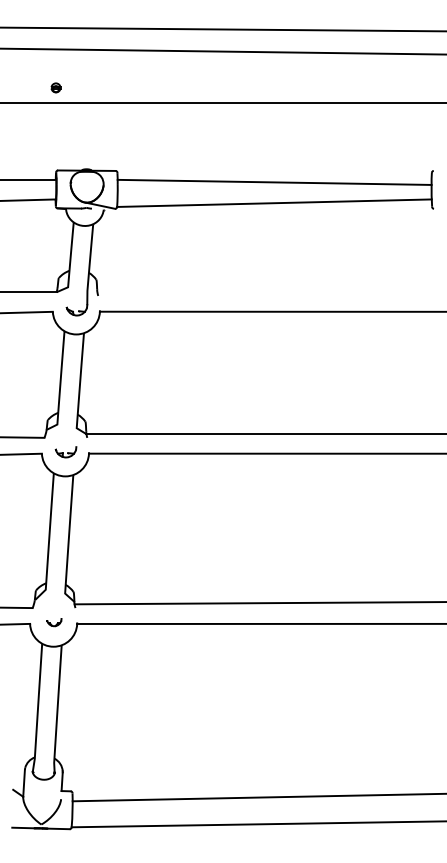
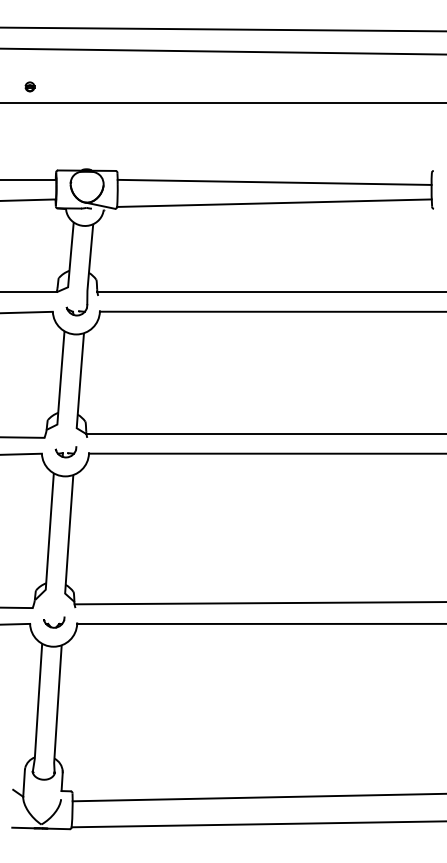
part position: (55, 87) -> (29, 86) (29, 86)
line: none -> present (270, 292)
part size: 17x10 px -> 23x13 px (54, 622)
